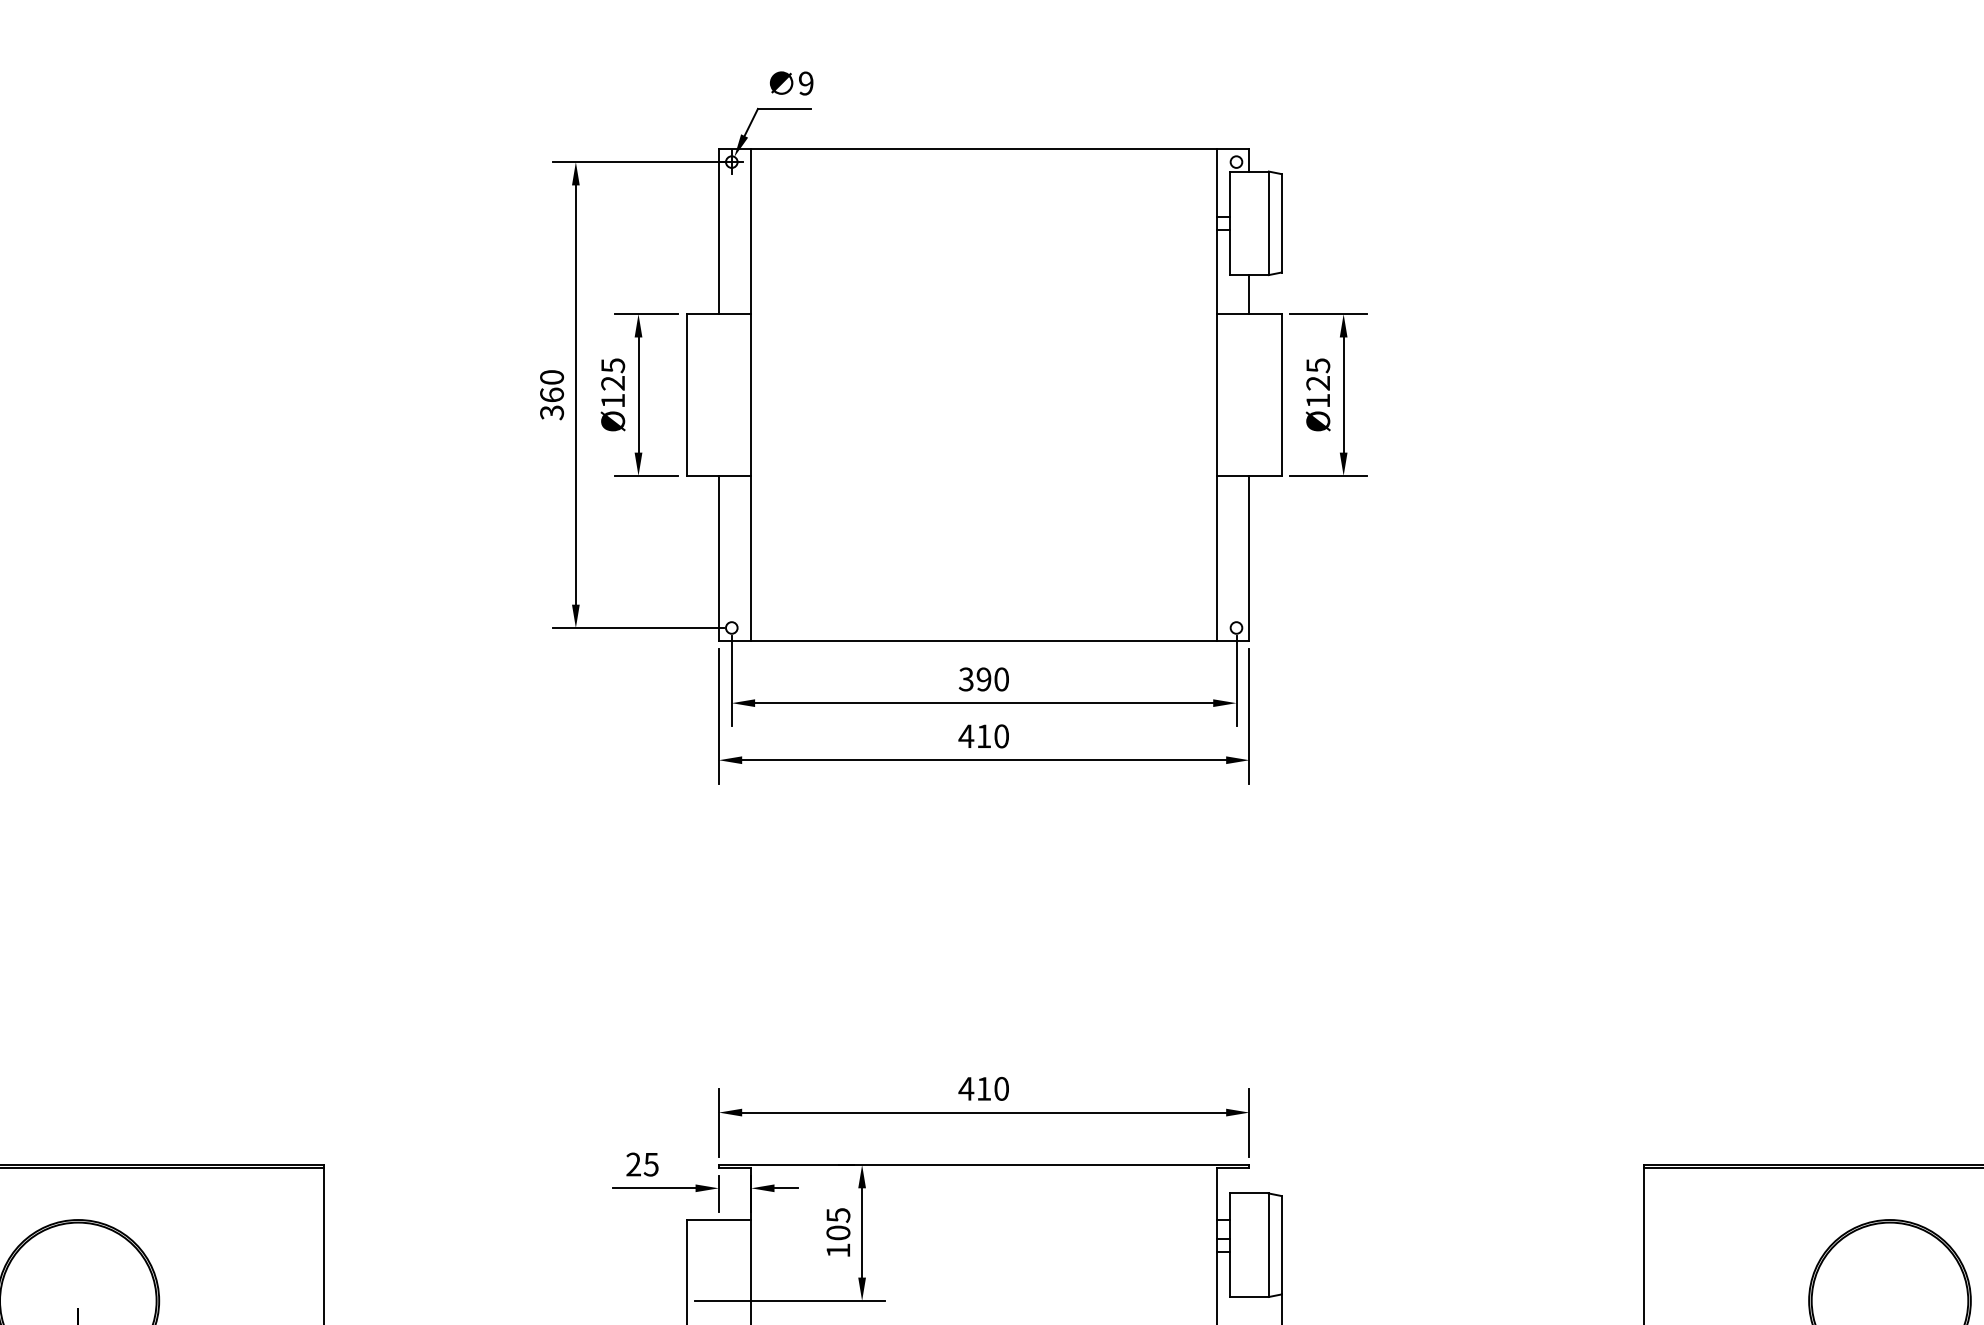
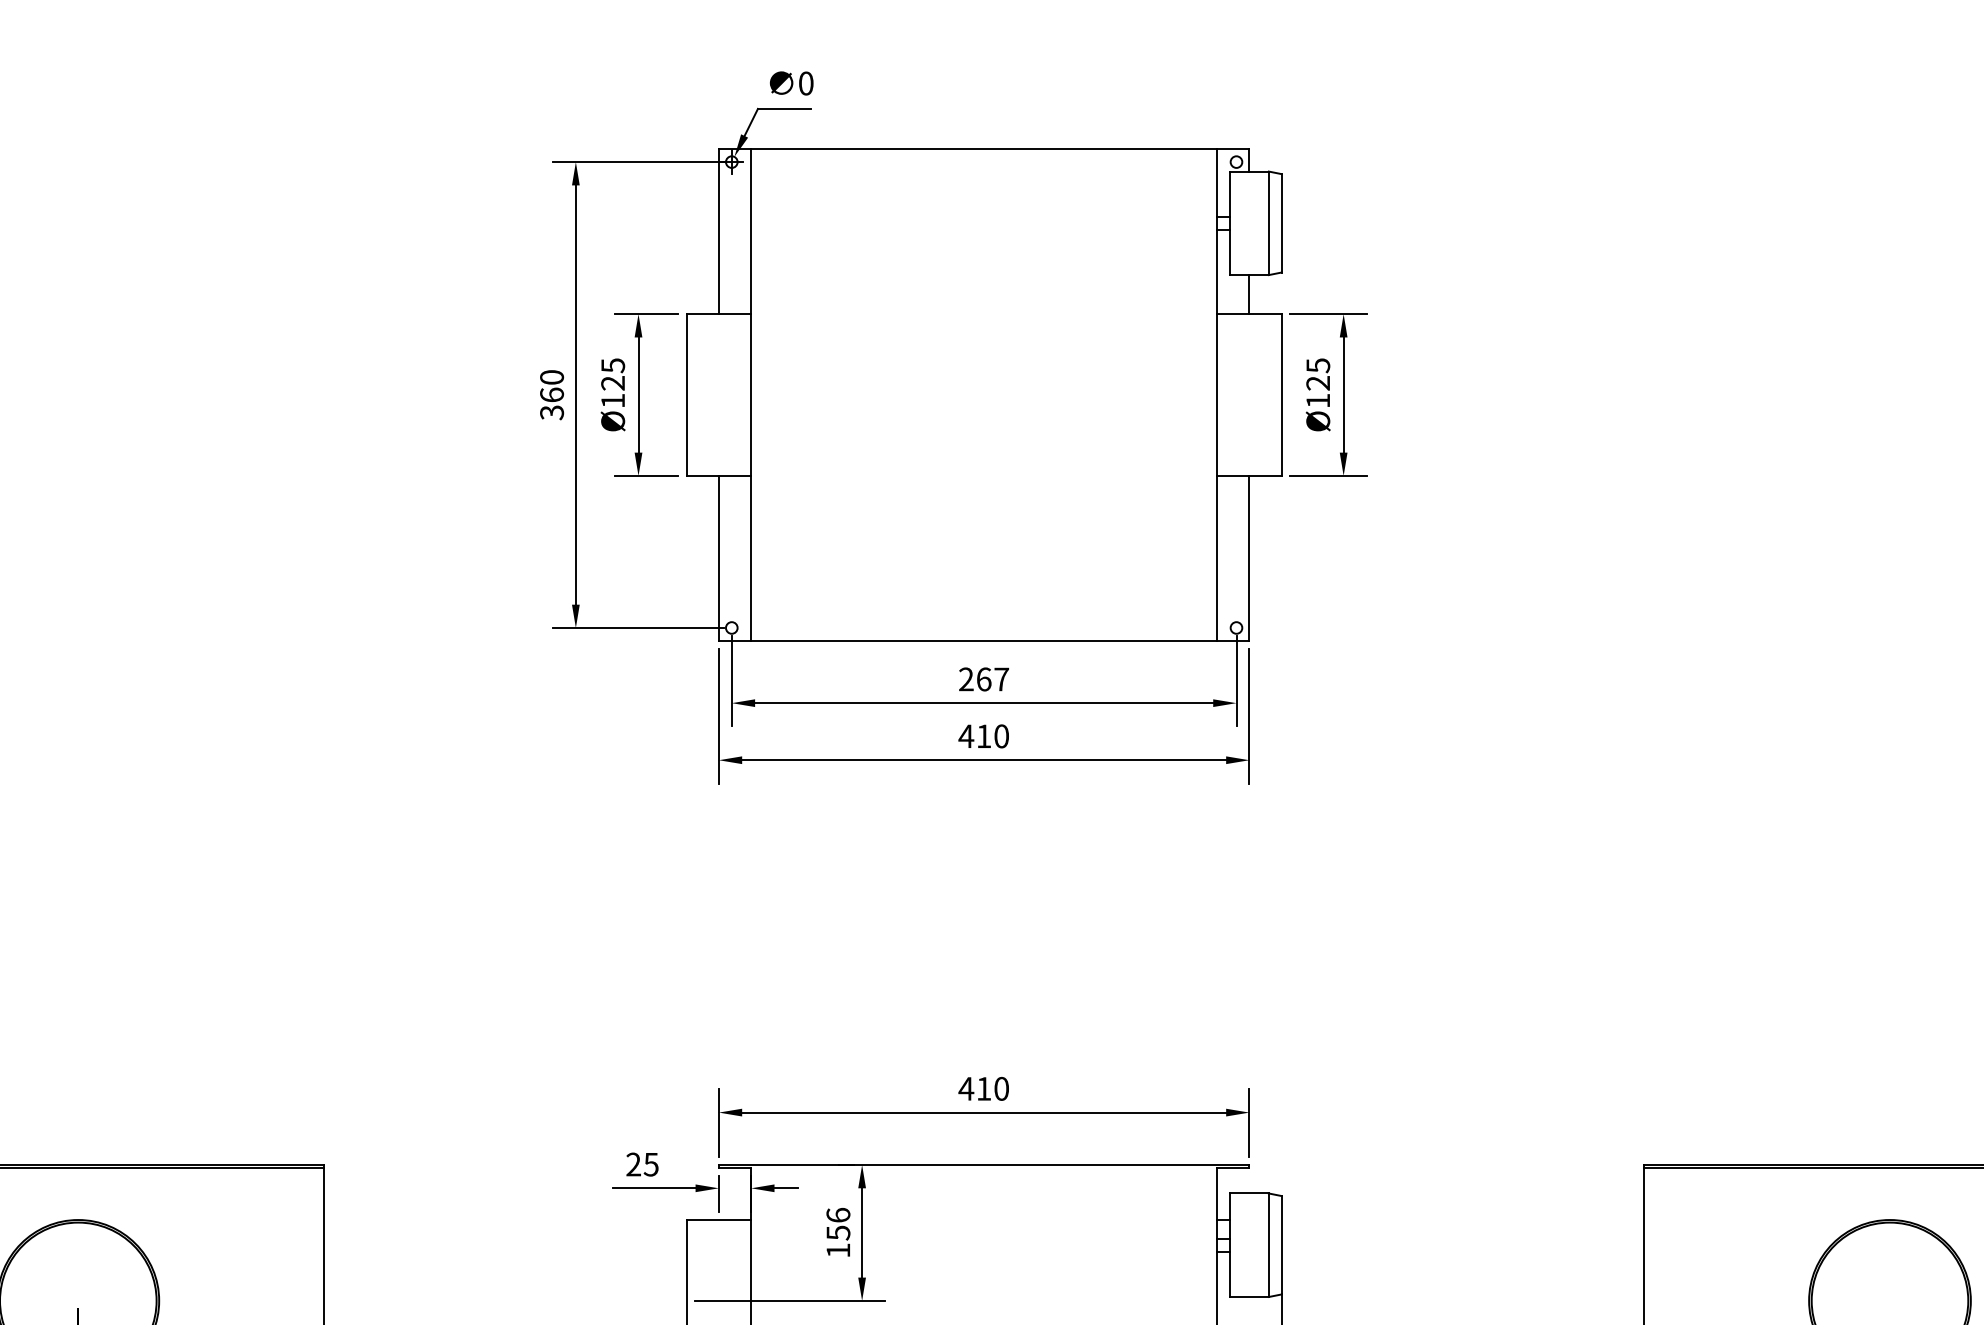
text: 9 -> 0 (806, 83)
text: 390 -> 267 (983, 679)
text: 105 -> 156 (838, 1223)
